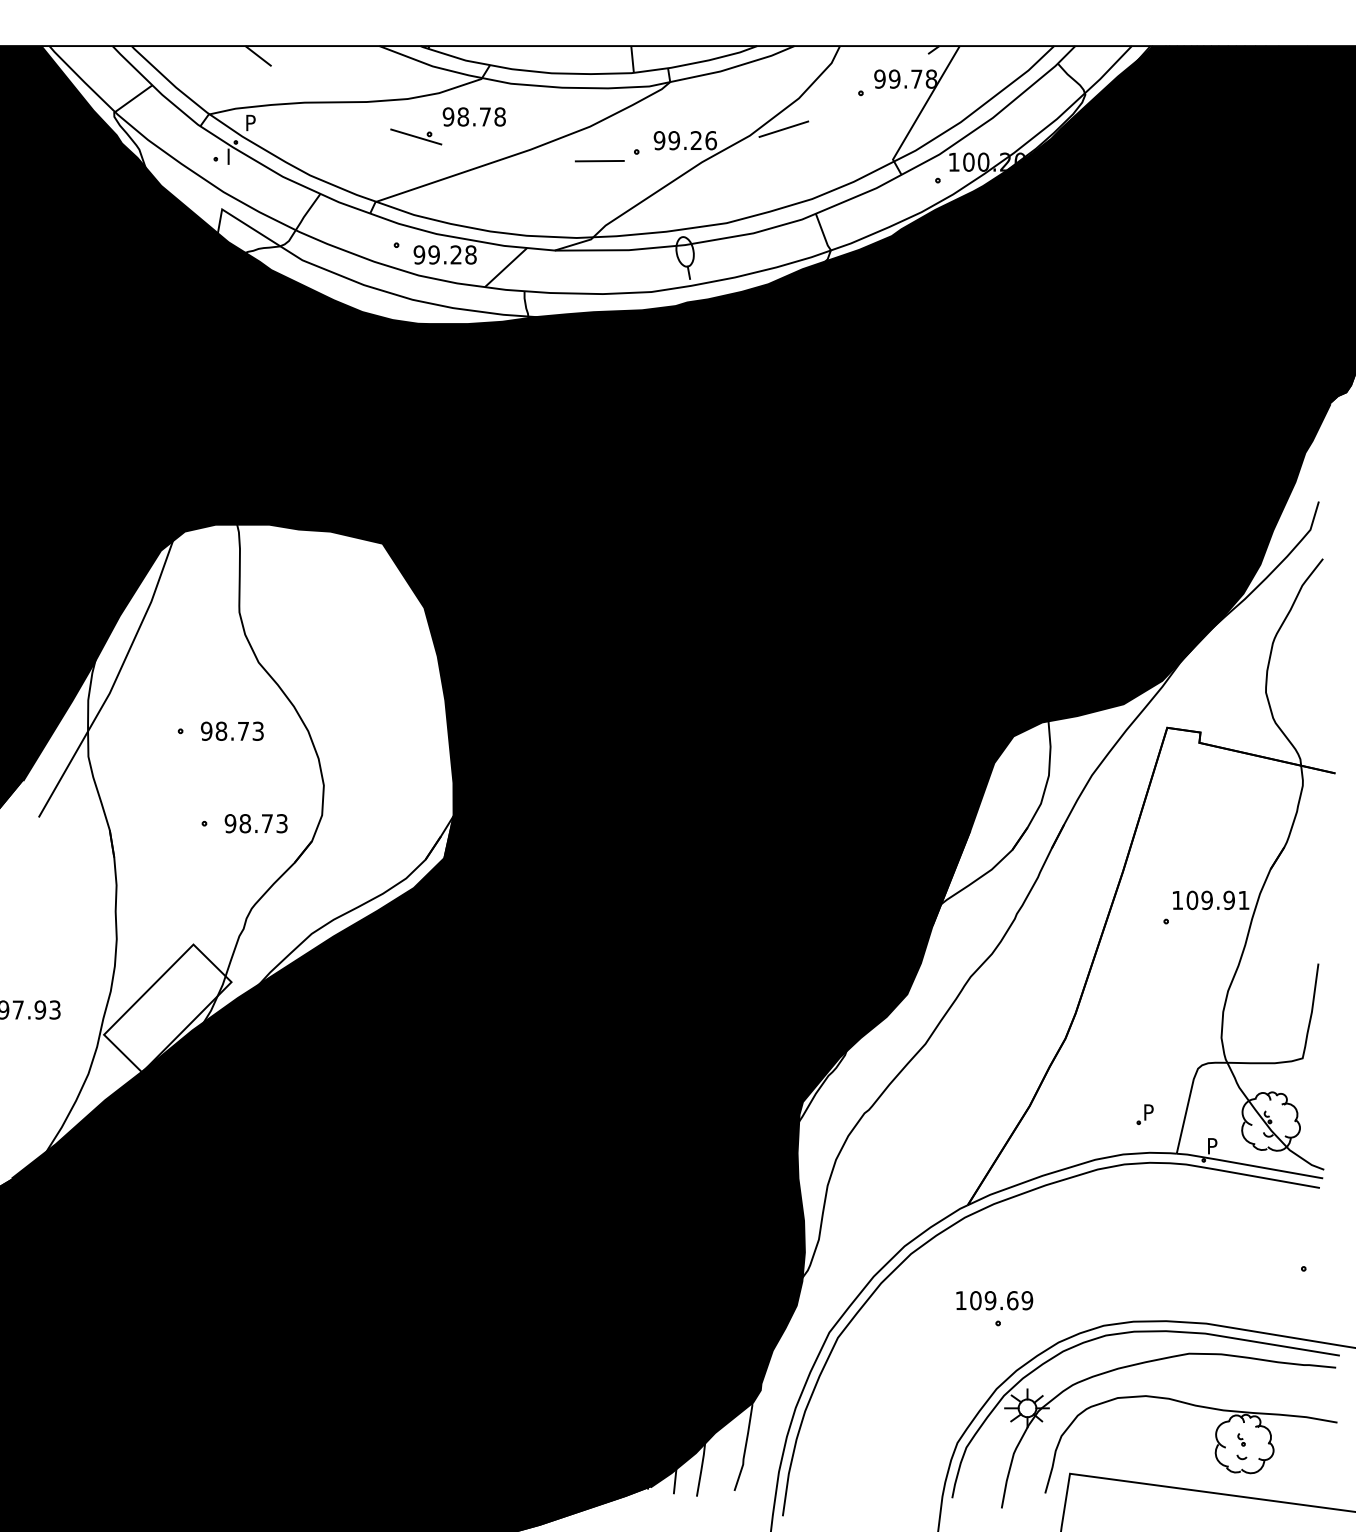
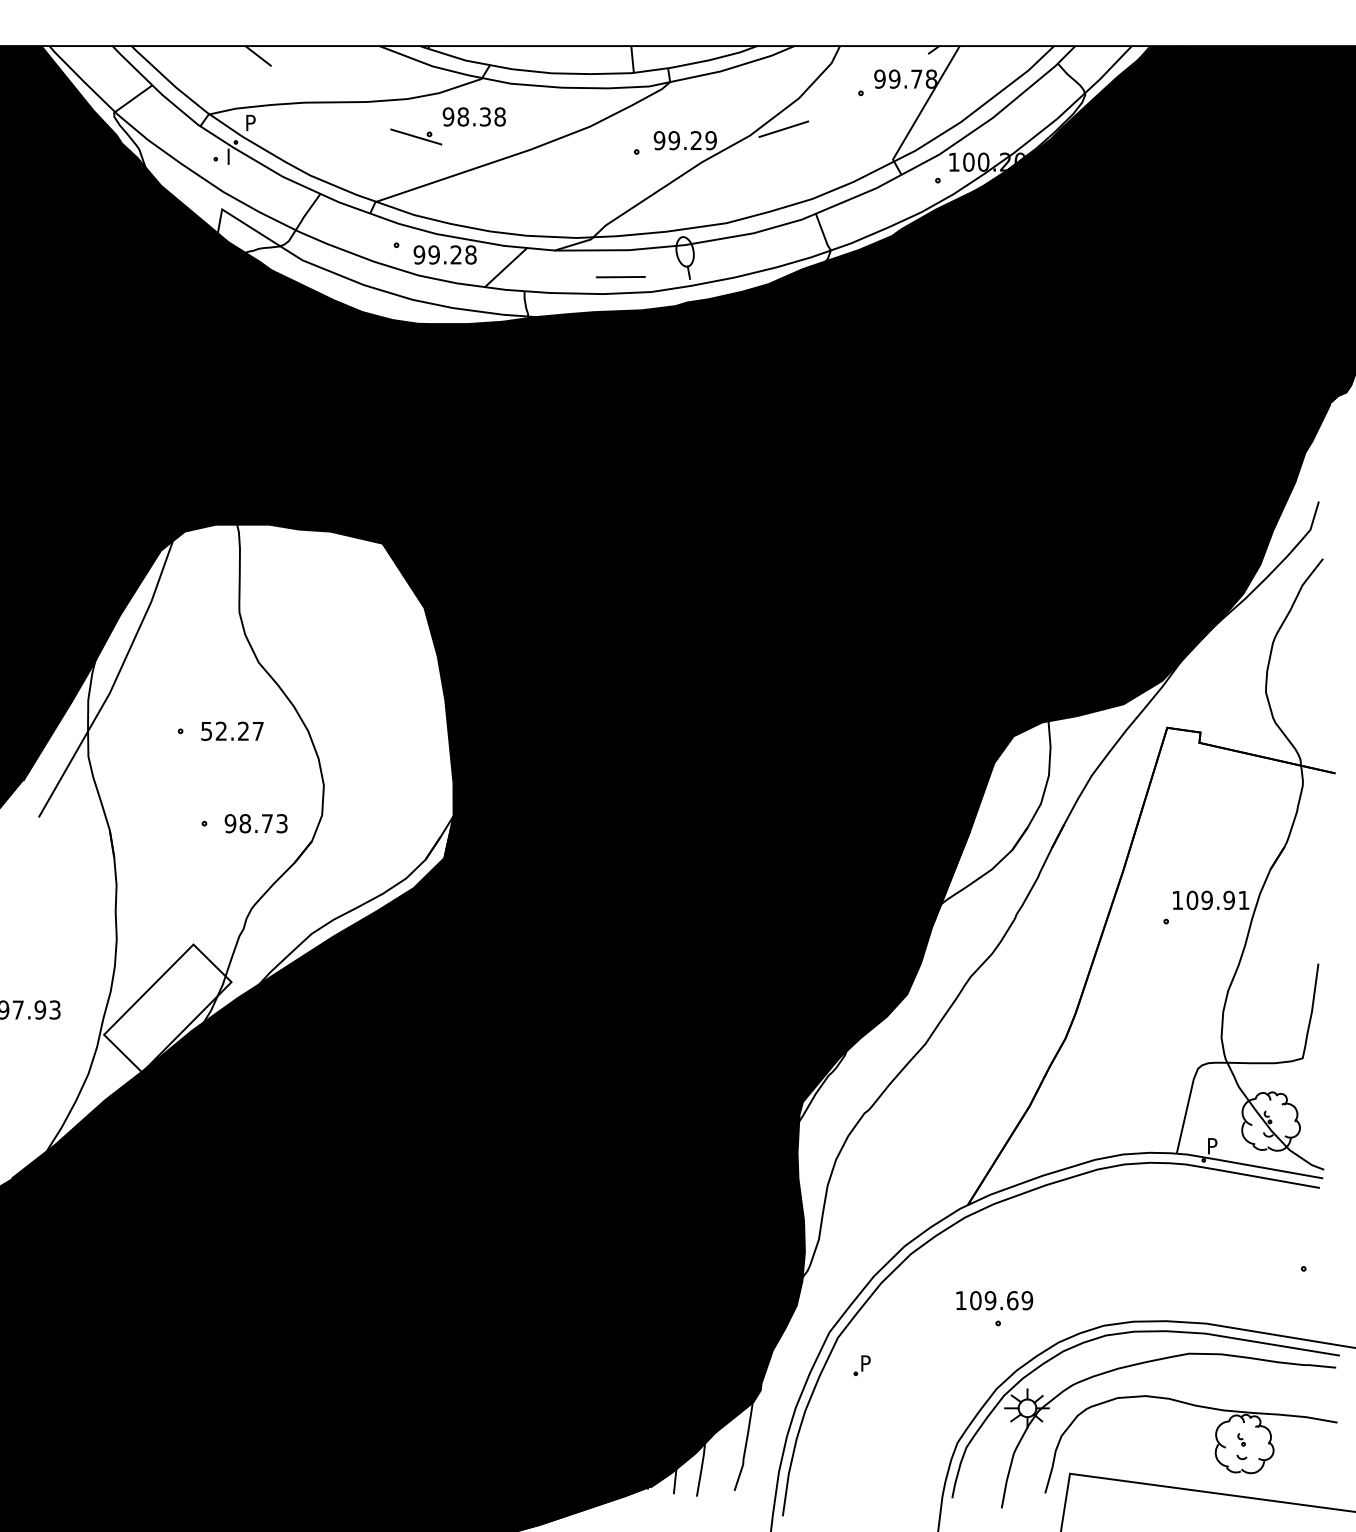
text: 98.78 -> 98.38 (484, 116)
text: 99.26 -> 99.29 (710, 140)
line position: (599, 161) -> (620, 277) (620, 277)
text: 98.73 -> 52.27 (232, 730)
part position: (1144, 1114) -> (861, 1365) (861, 1365)
